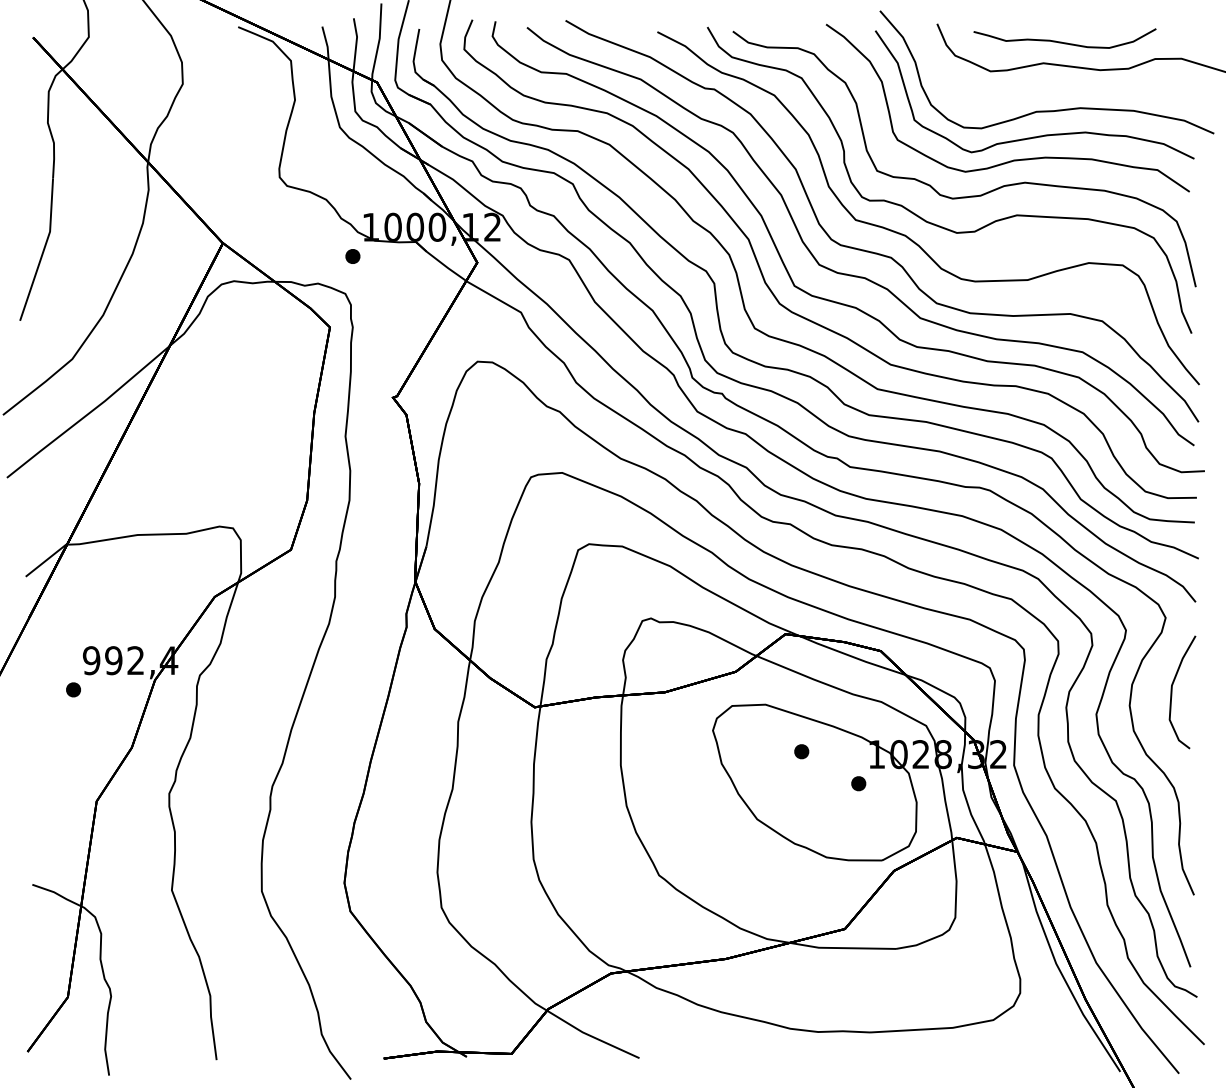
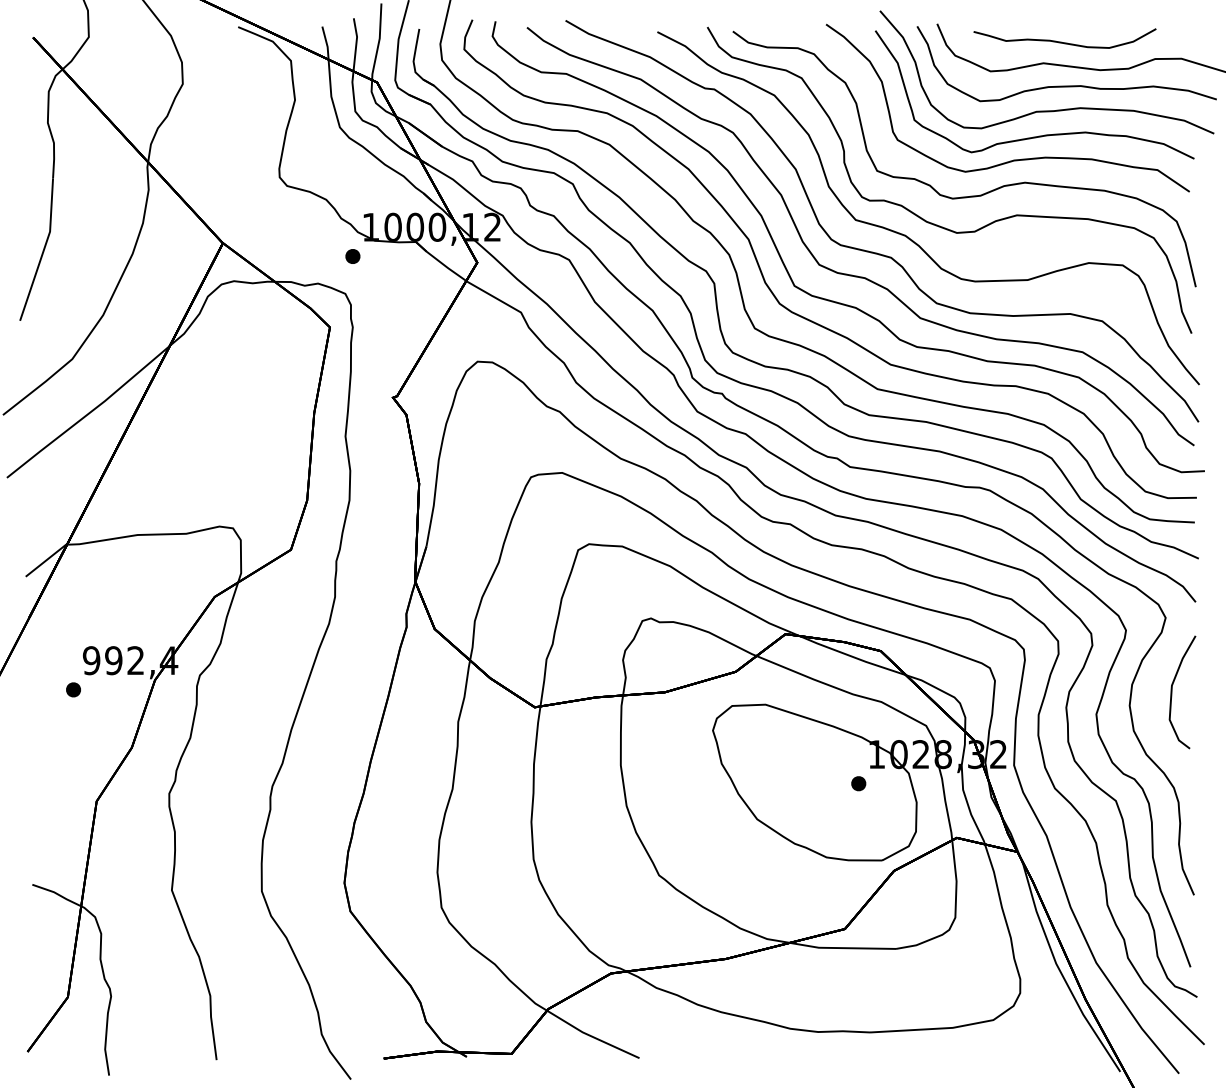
part: none -> present (1066, 85)
part: present -> none (801, 751)
